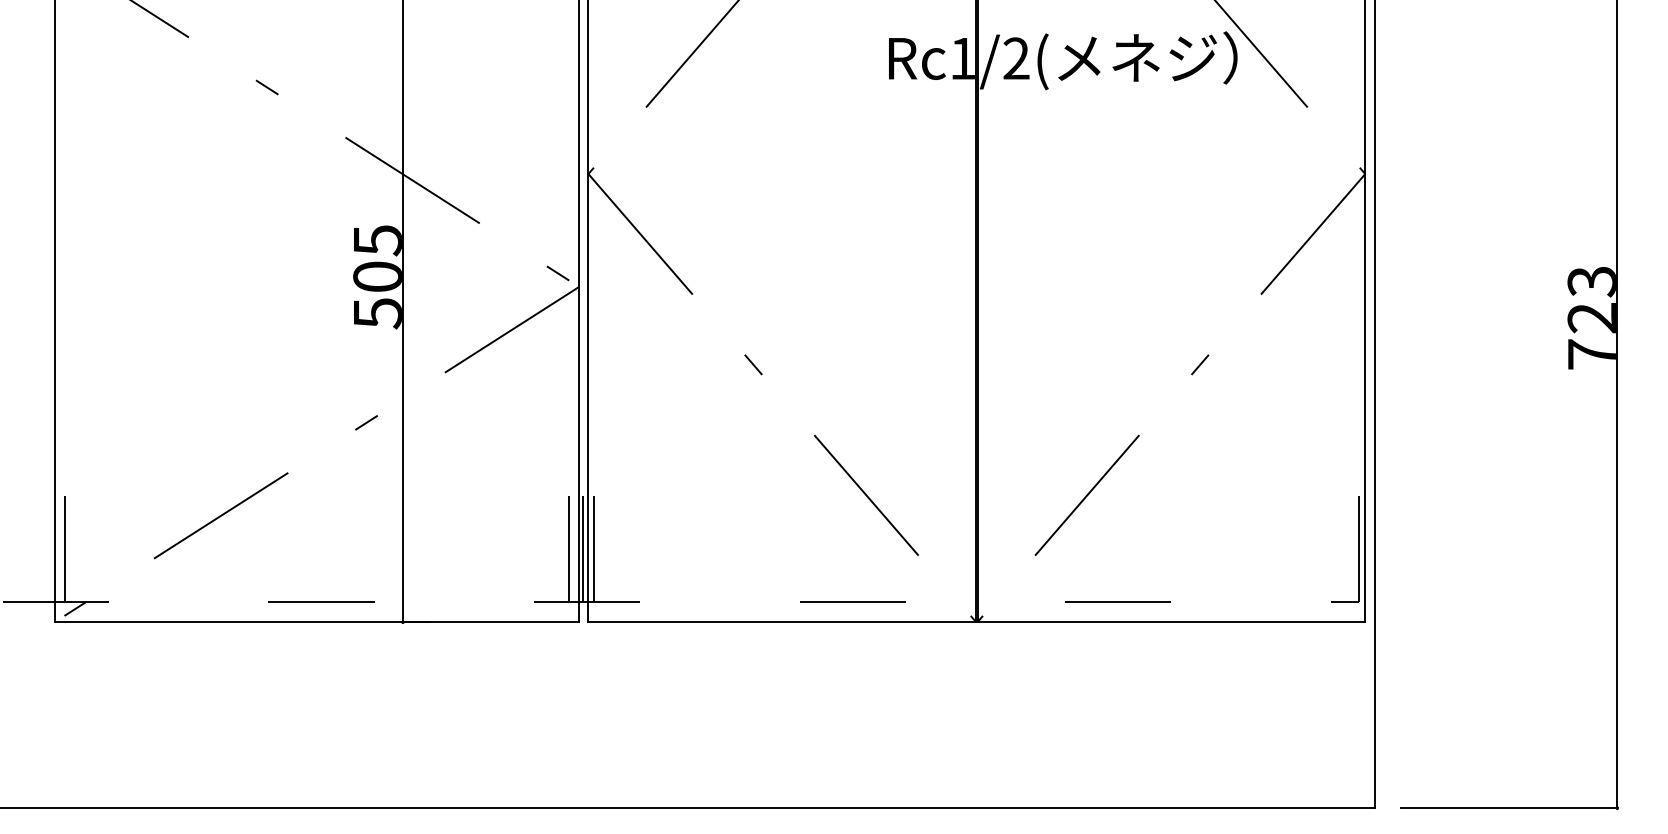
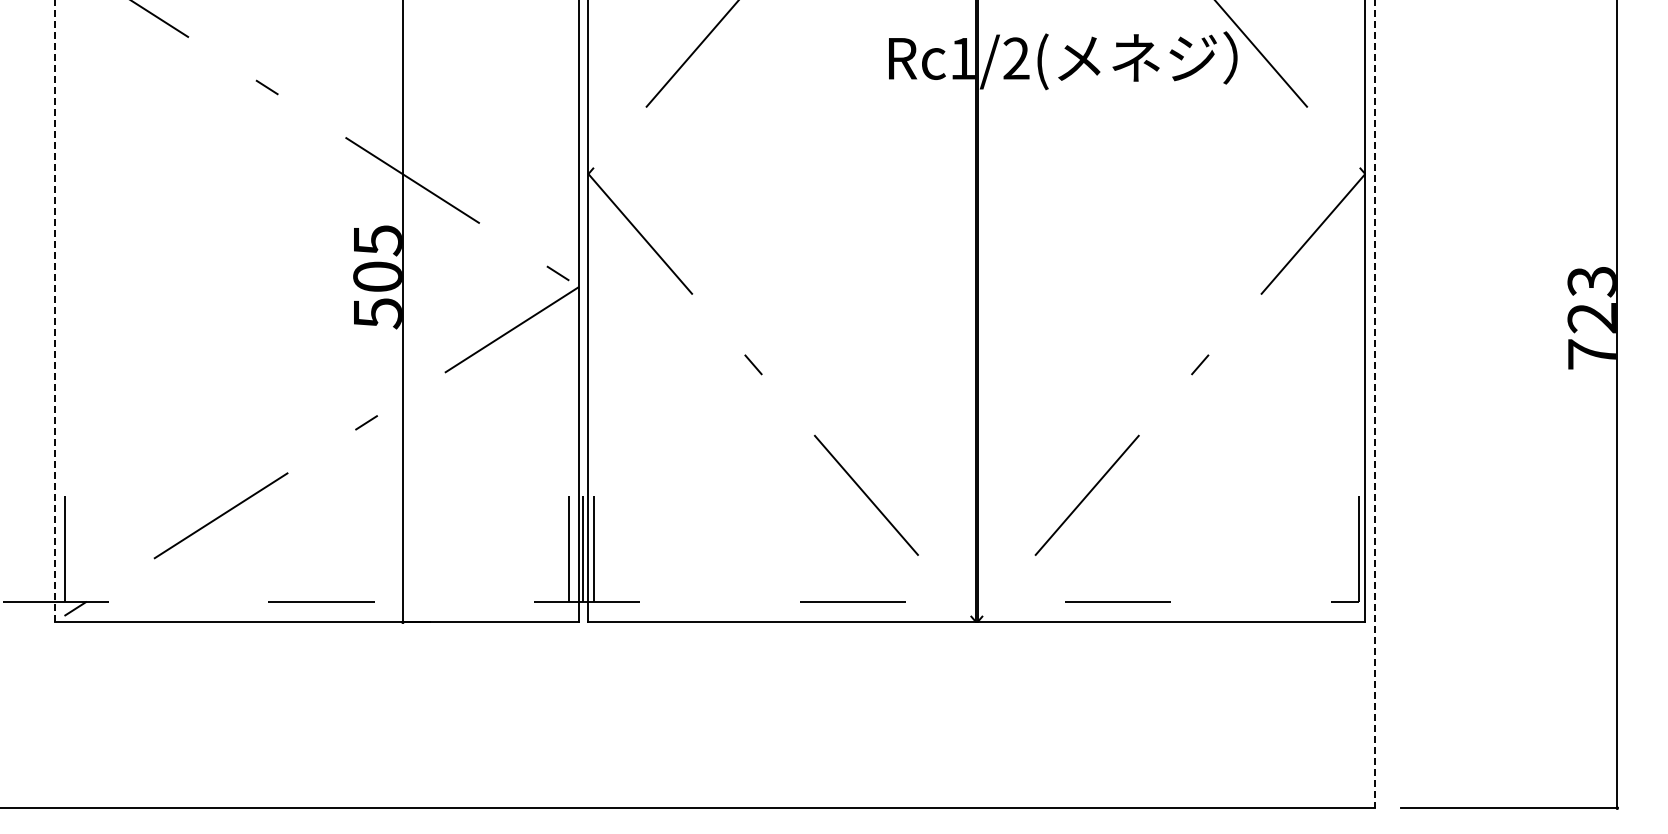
line: solid -> dashed (54, 311)
line: solid -> dashed (1374, 404)
